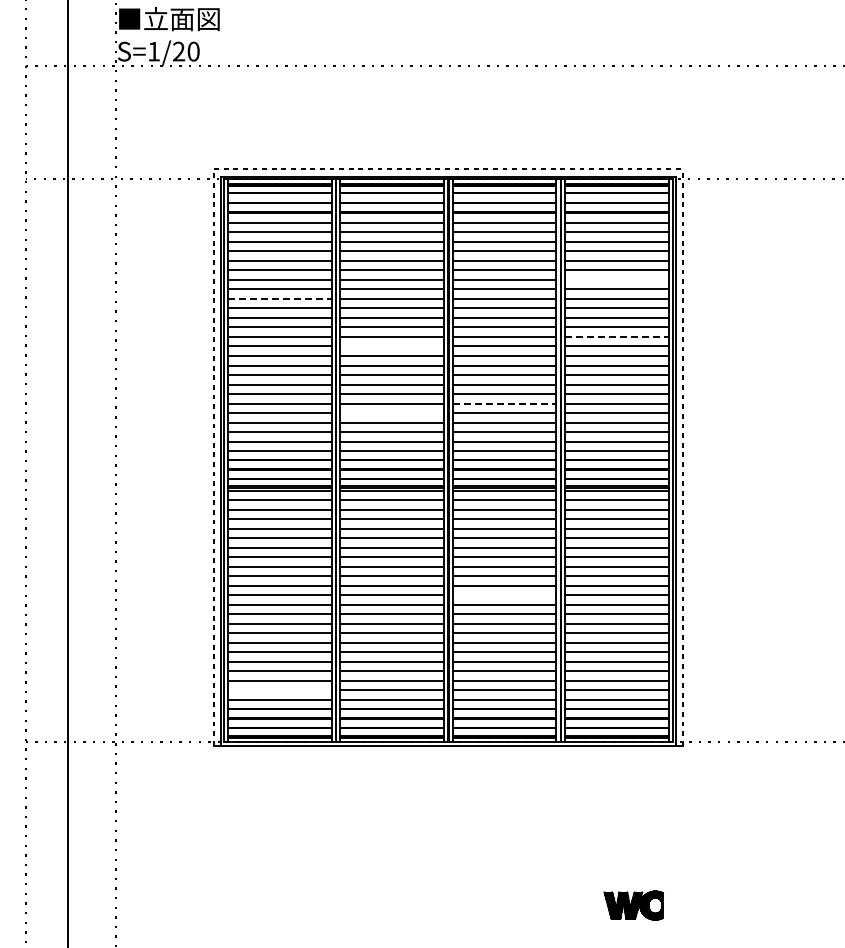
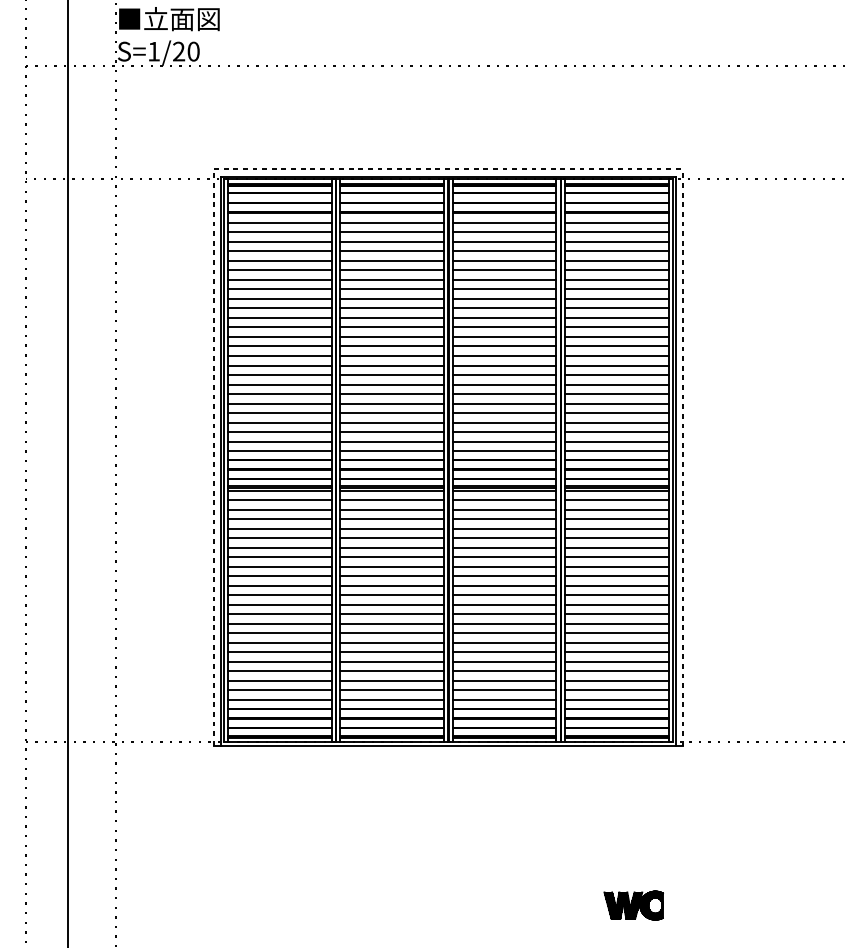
line: none -> present (616, 279)
line: dashed -> solid (279, 298)
line: dashed -> solid (616, 336)
line: none -> present (391, 346)
line: dashed -> solid (504, 403)
line: none -> present (391, 413)
line: none -> present (504, 595)
line: none -> present (279, 690)
